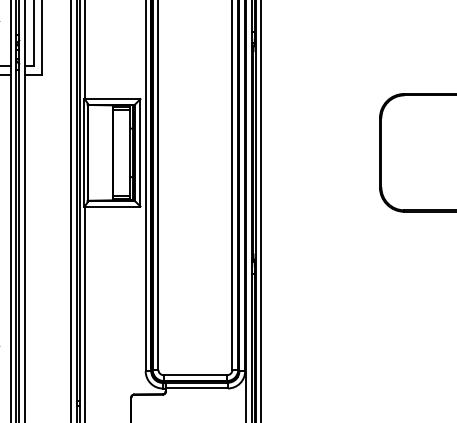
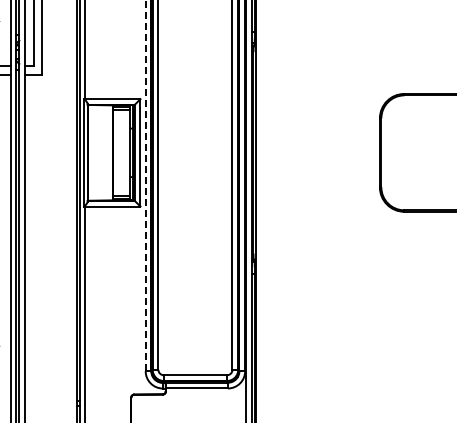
line: solid -> dashed (145, 185)
line: present -> none (71, 210)
line: present -> none (261, 210)
